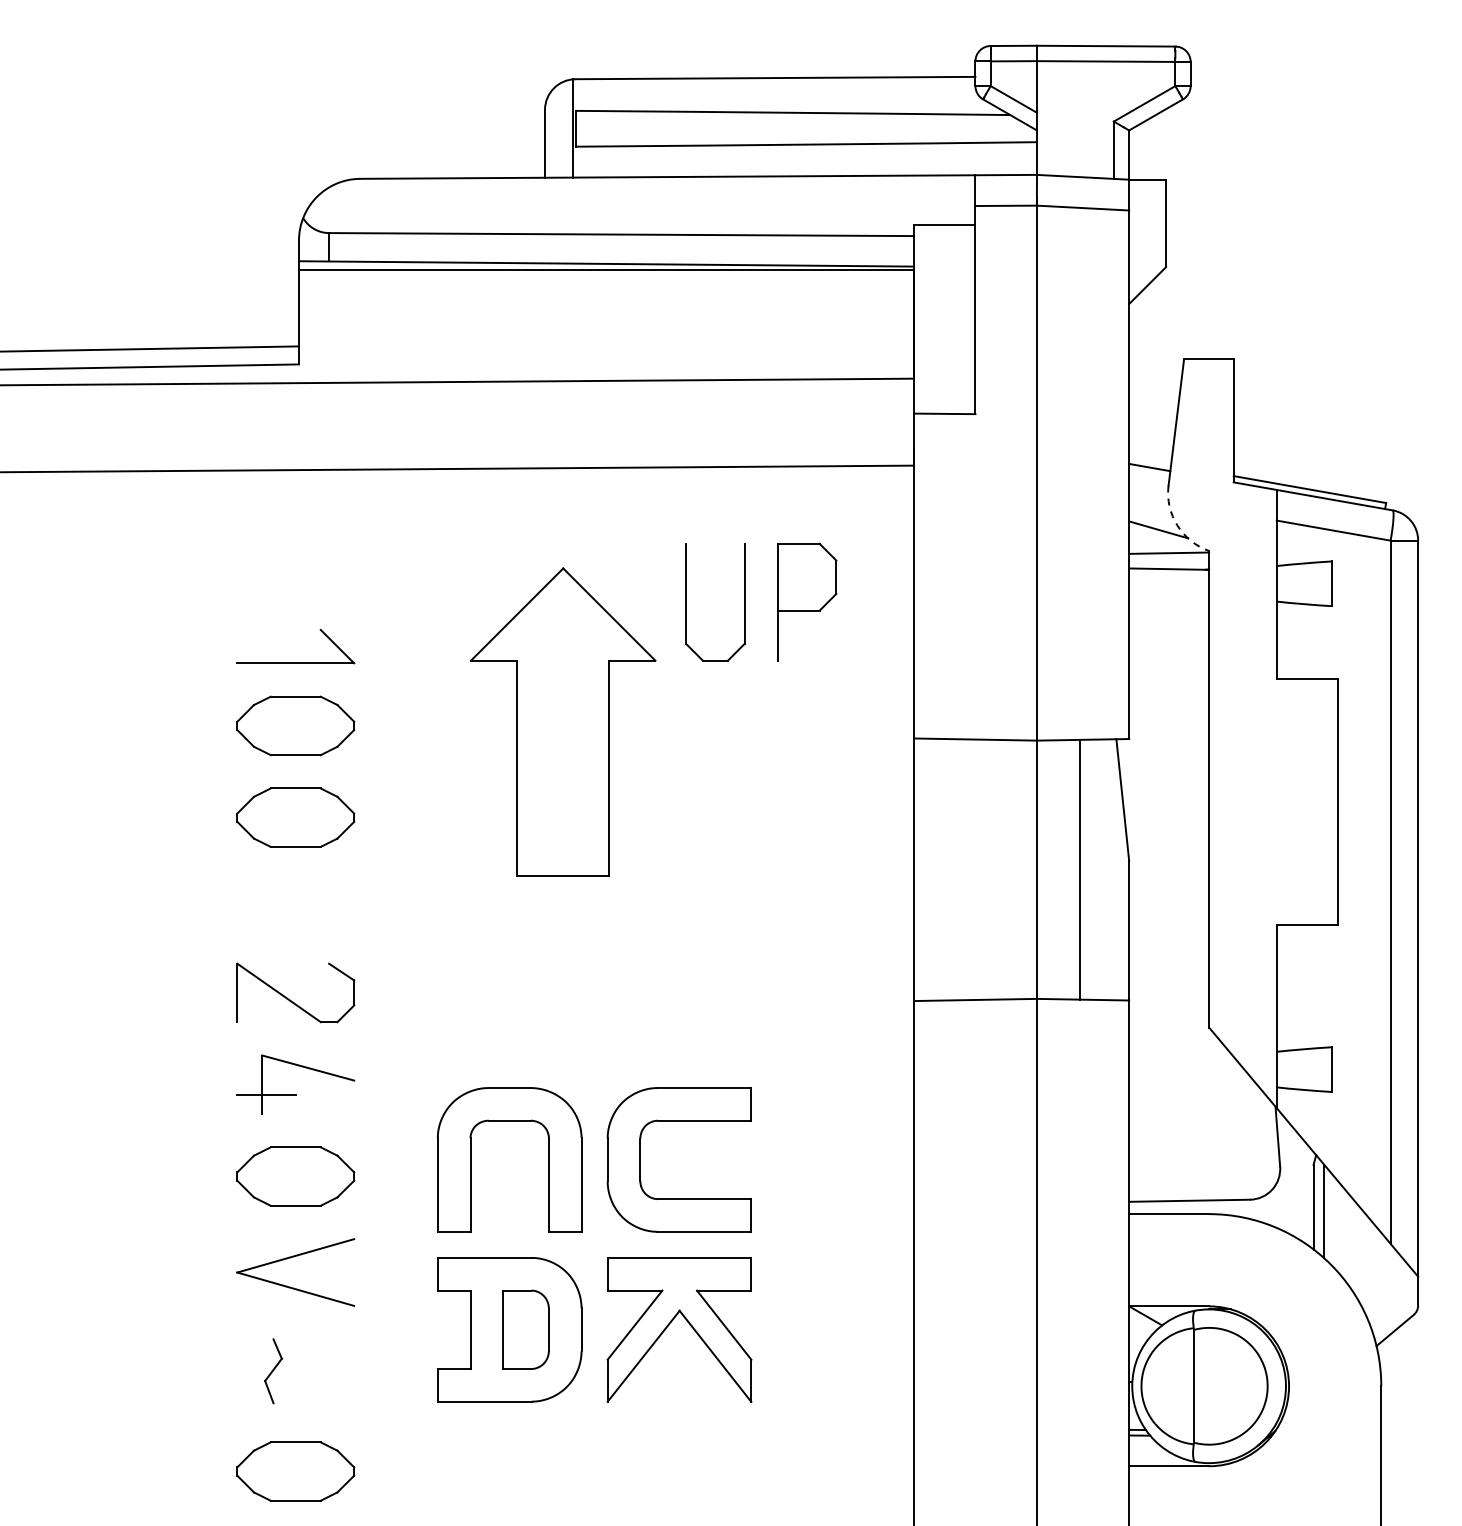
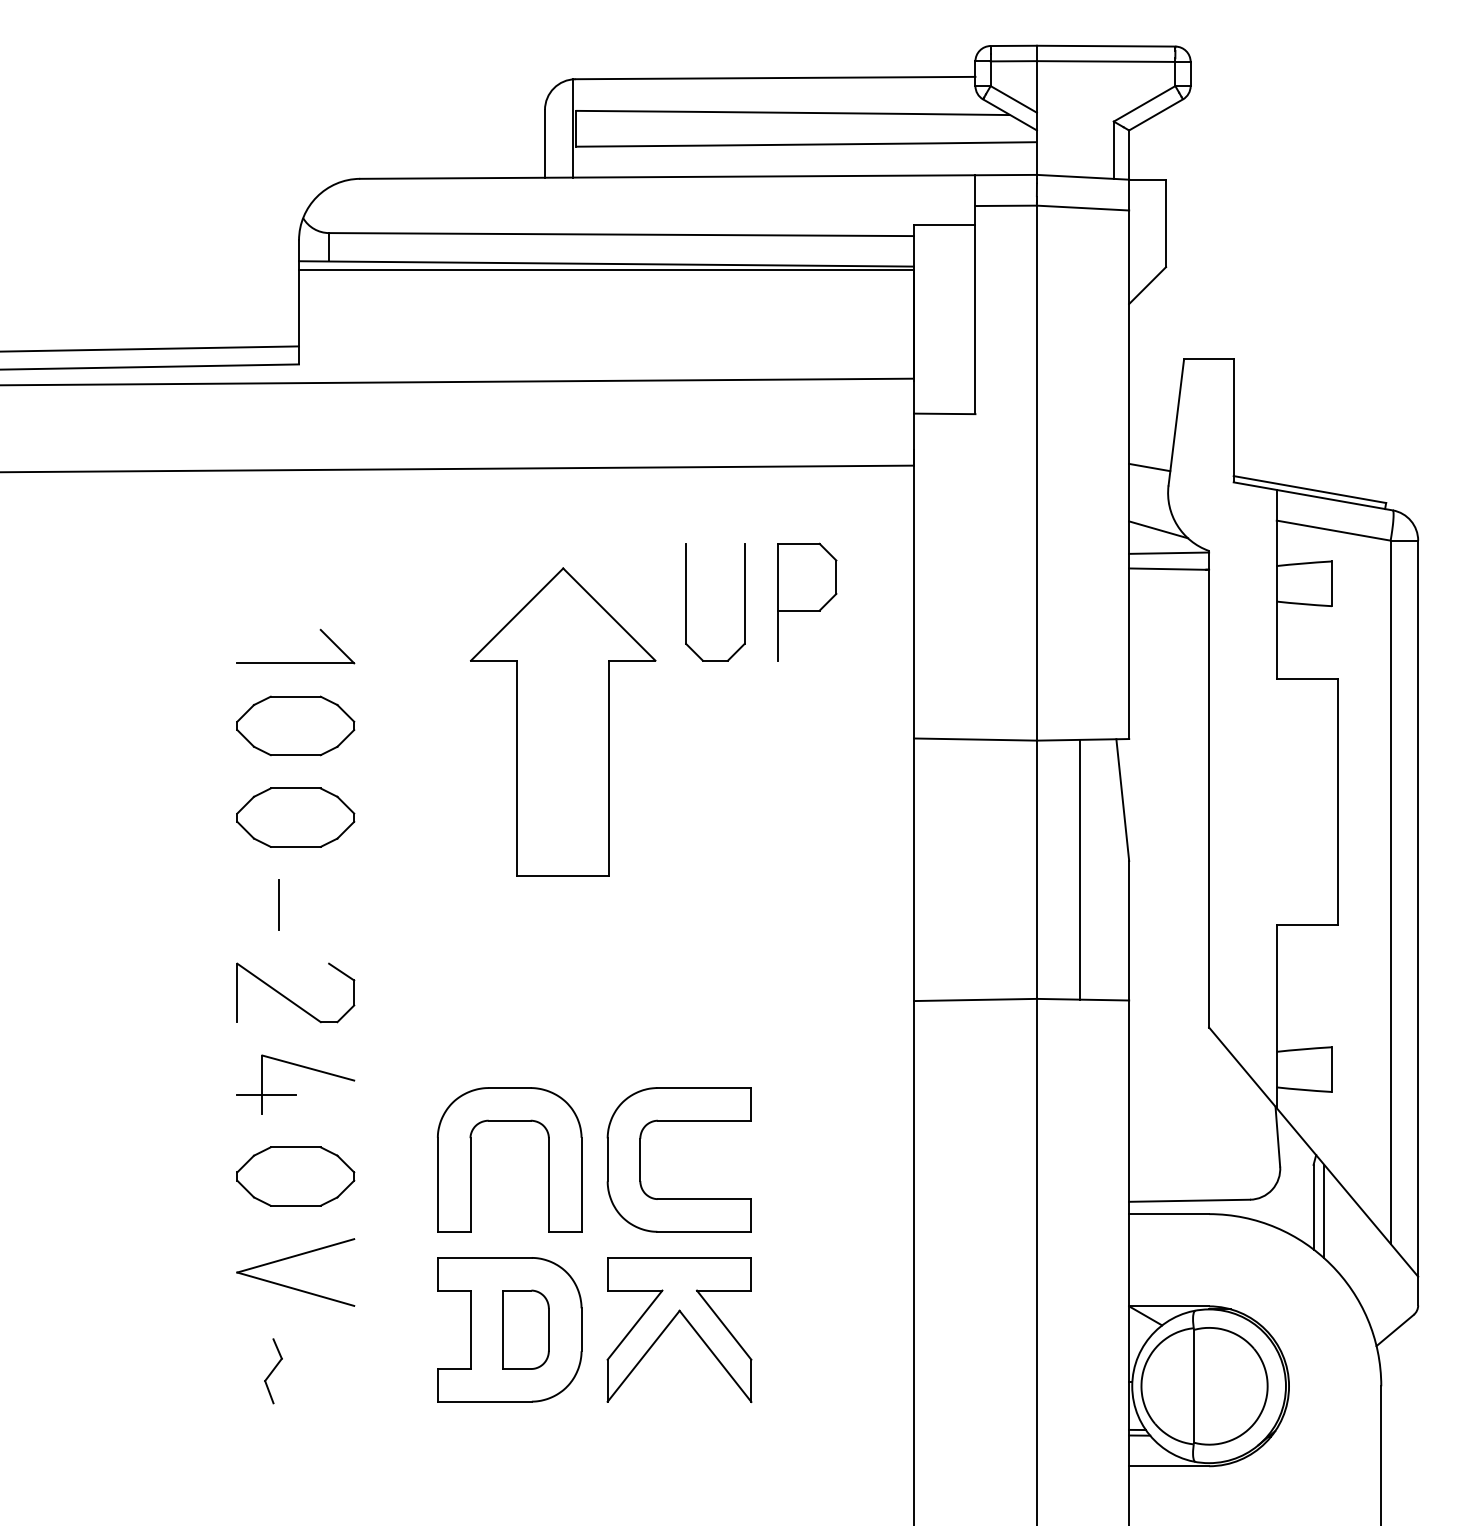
arc: dashed -> solid (1177, 525)
line: none -> present (279, 905)
part: present -> none (295, 1471)
